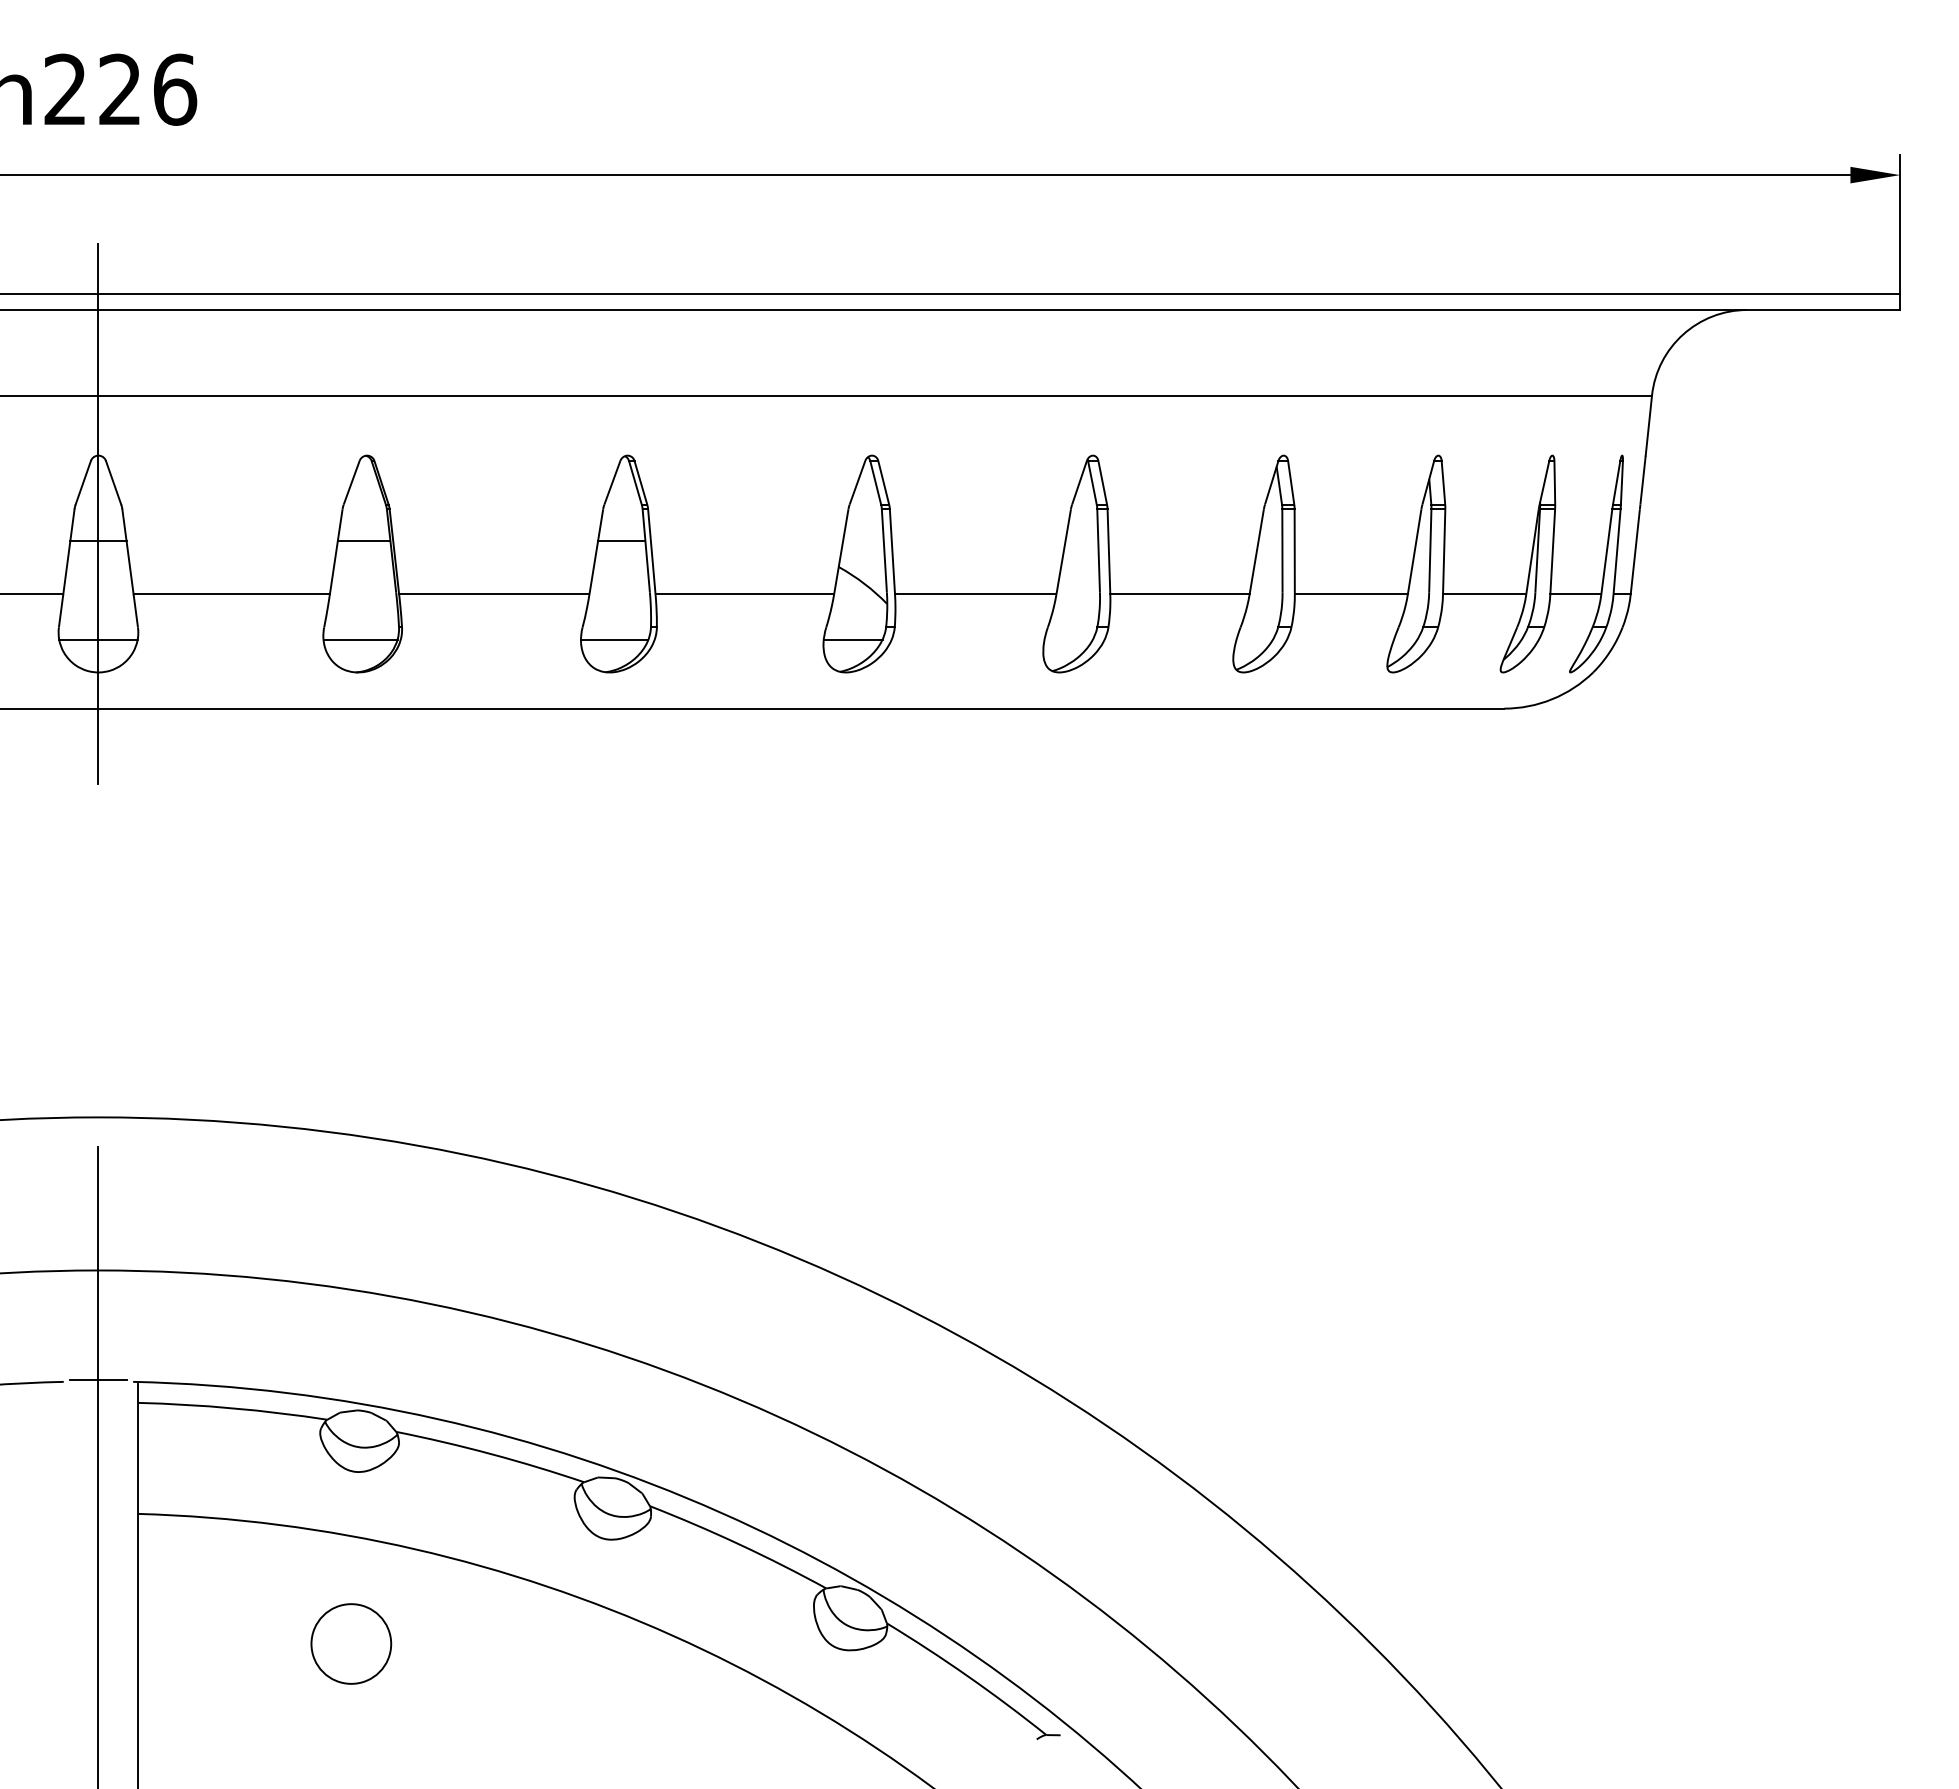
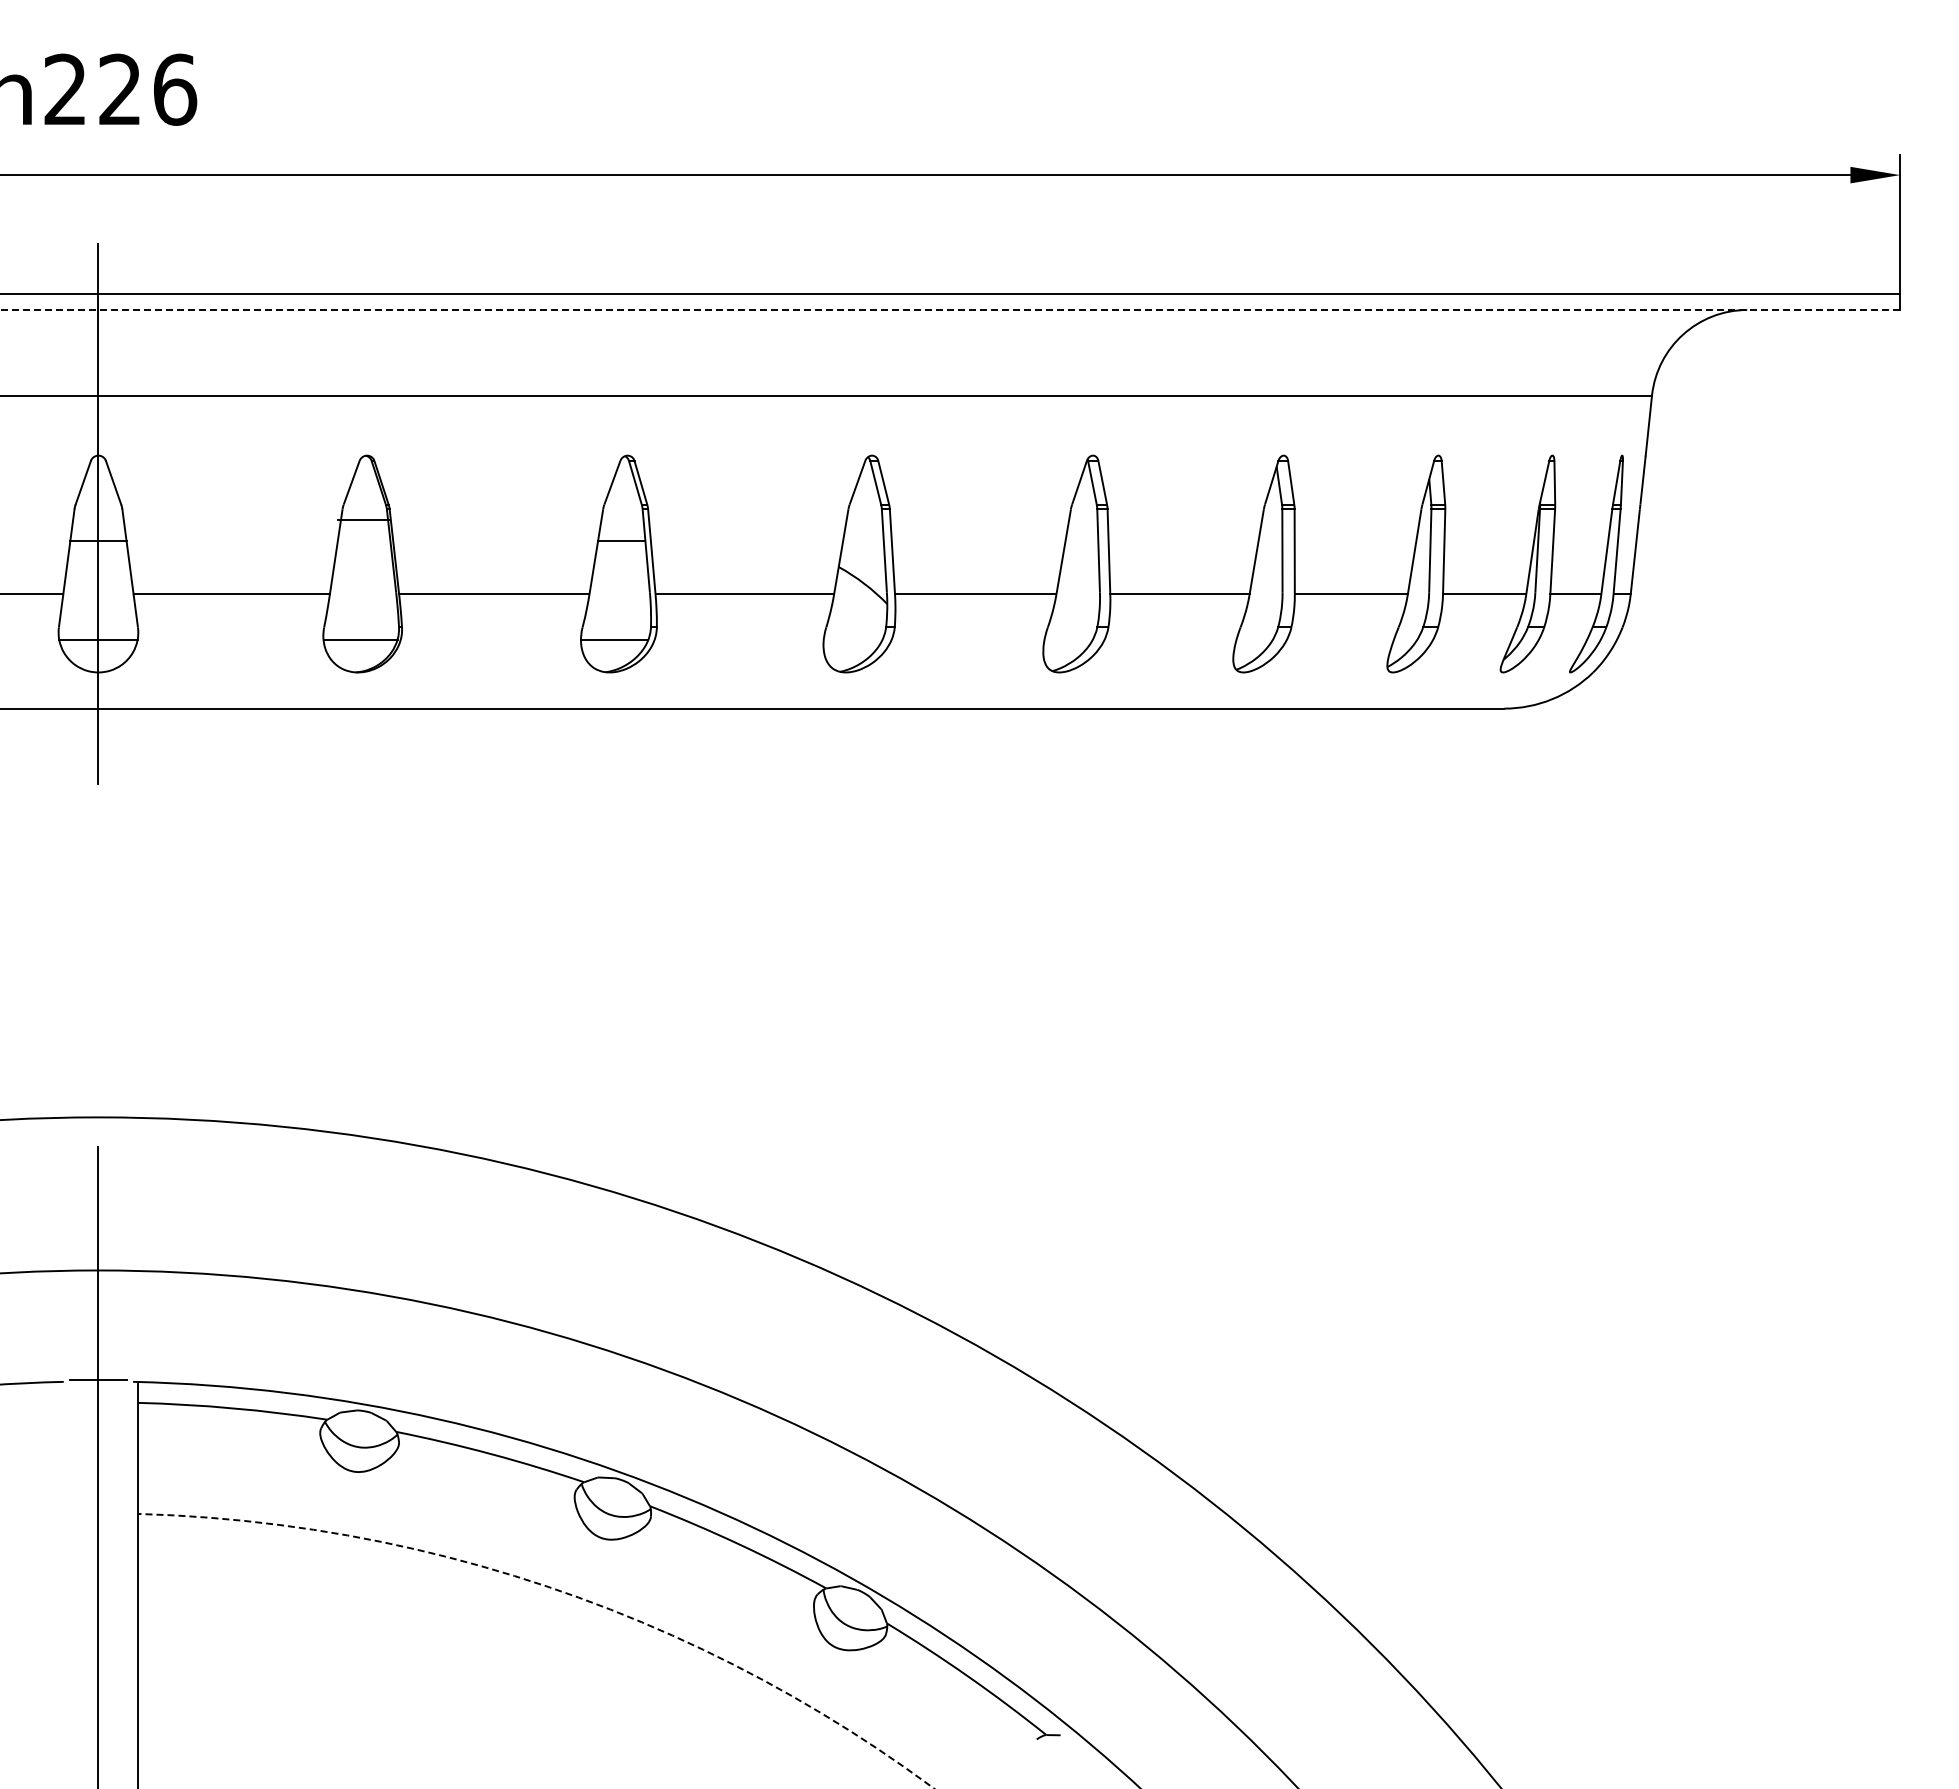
line: solid -> dashed (950, 310)
line position: (363, 541) -> (363, 520) (363, 520)
line: present -> none (852, 639)
arc: solid -> dashed (557, 1590)
circle: present -> none (351, 1643)
